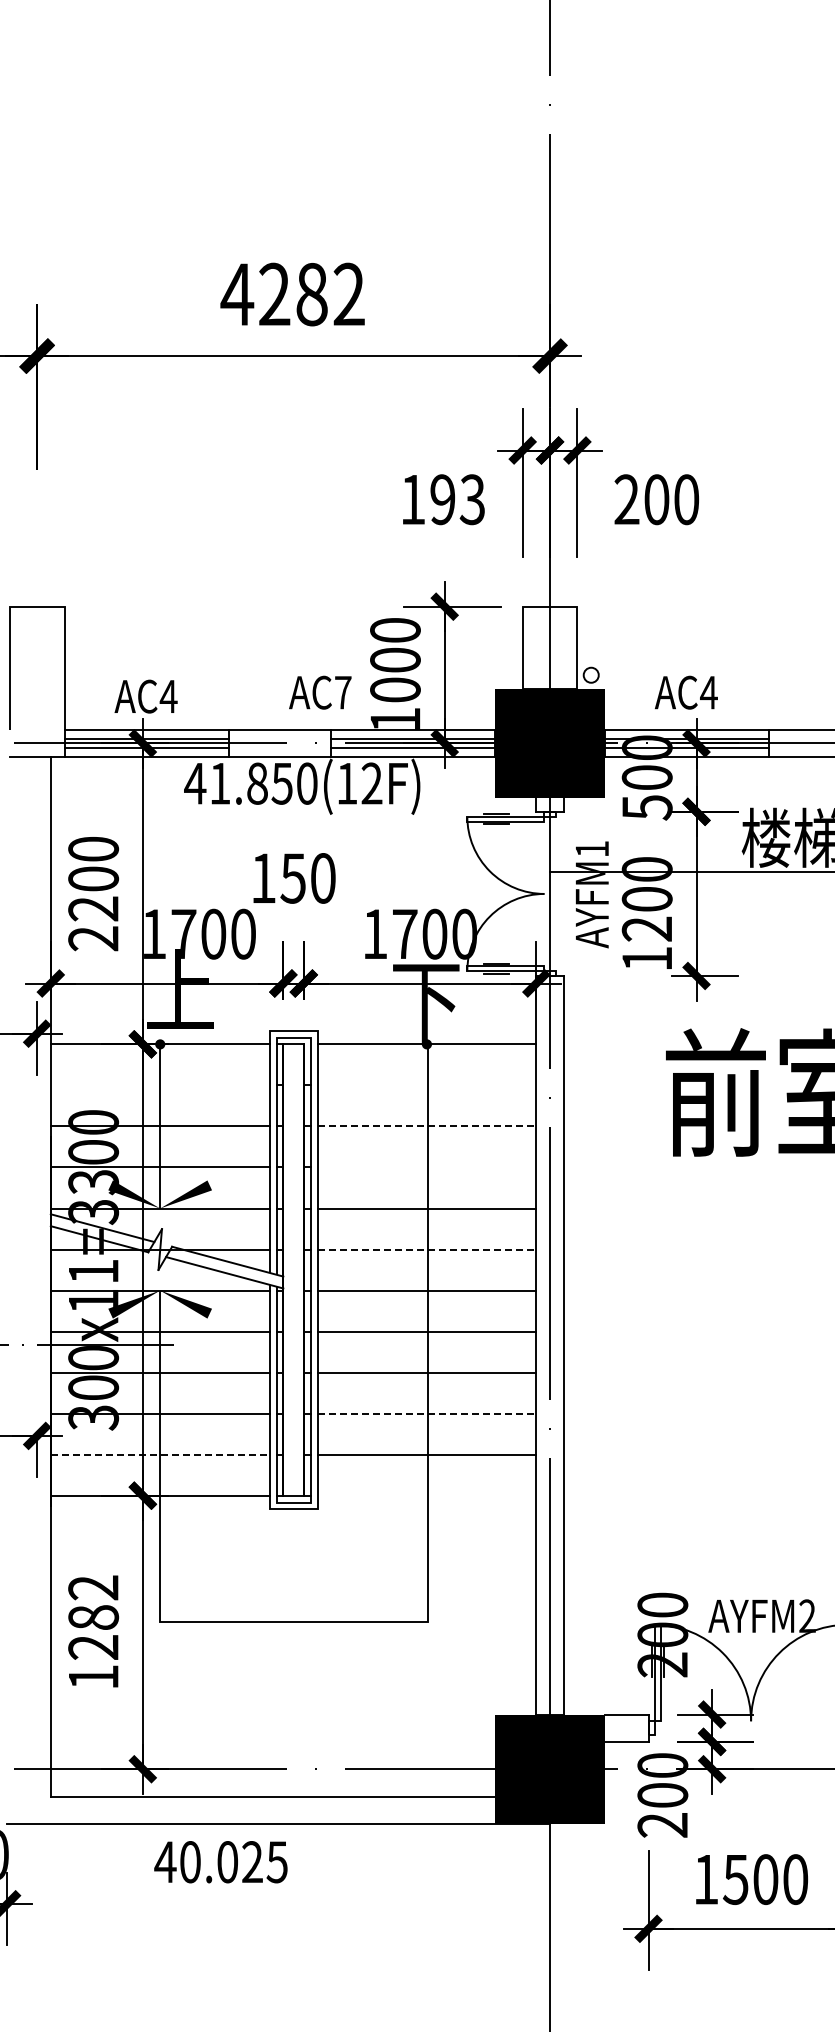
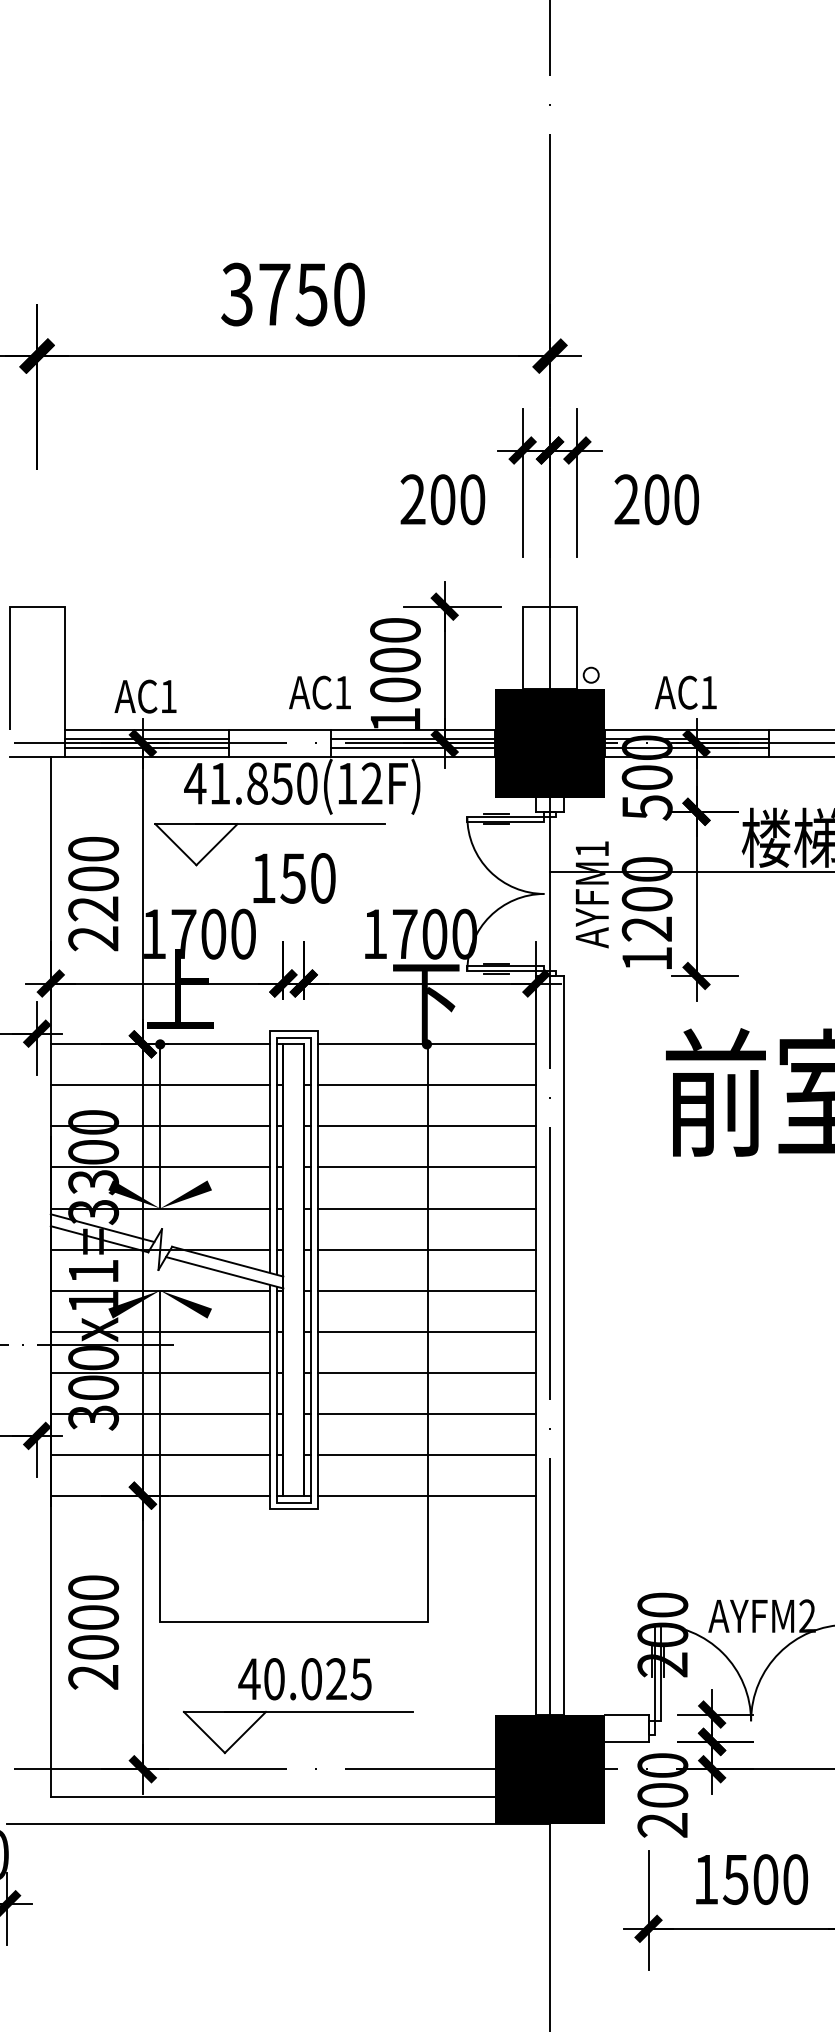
text: 4282 -> 3750 (292, 294)
text: 193 -> 200 (442, 499)
text: AC7 -> AC1 (343, 692)
text: AC4 -> AC1 (708, 692)
text: AC4 -> AC1 (168, 696)
part: none -> present (269, 824)
line: none -> present (159, 1085)
line: none -> present (426, 1085)
line: dashed -> solid (427, 1126)
line: none -> present (426, 1167)
line: dashed -> solid (427, 1249)
line: dashed -> solid (427, 1413)
line: dashed -> solid (160, 1454)
line: none -> present (426, 1495)
text: 1282 -> 2000 (93, 1632)
part: none -> present (297, 1712)
text position: (220, 1862) -> (304, 1679) (304, 1679)
